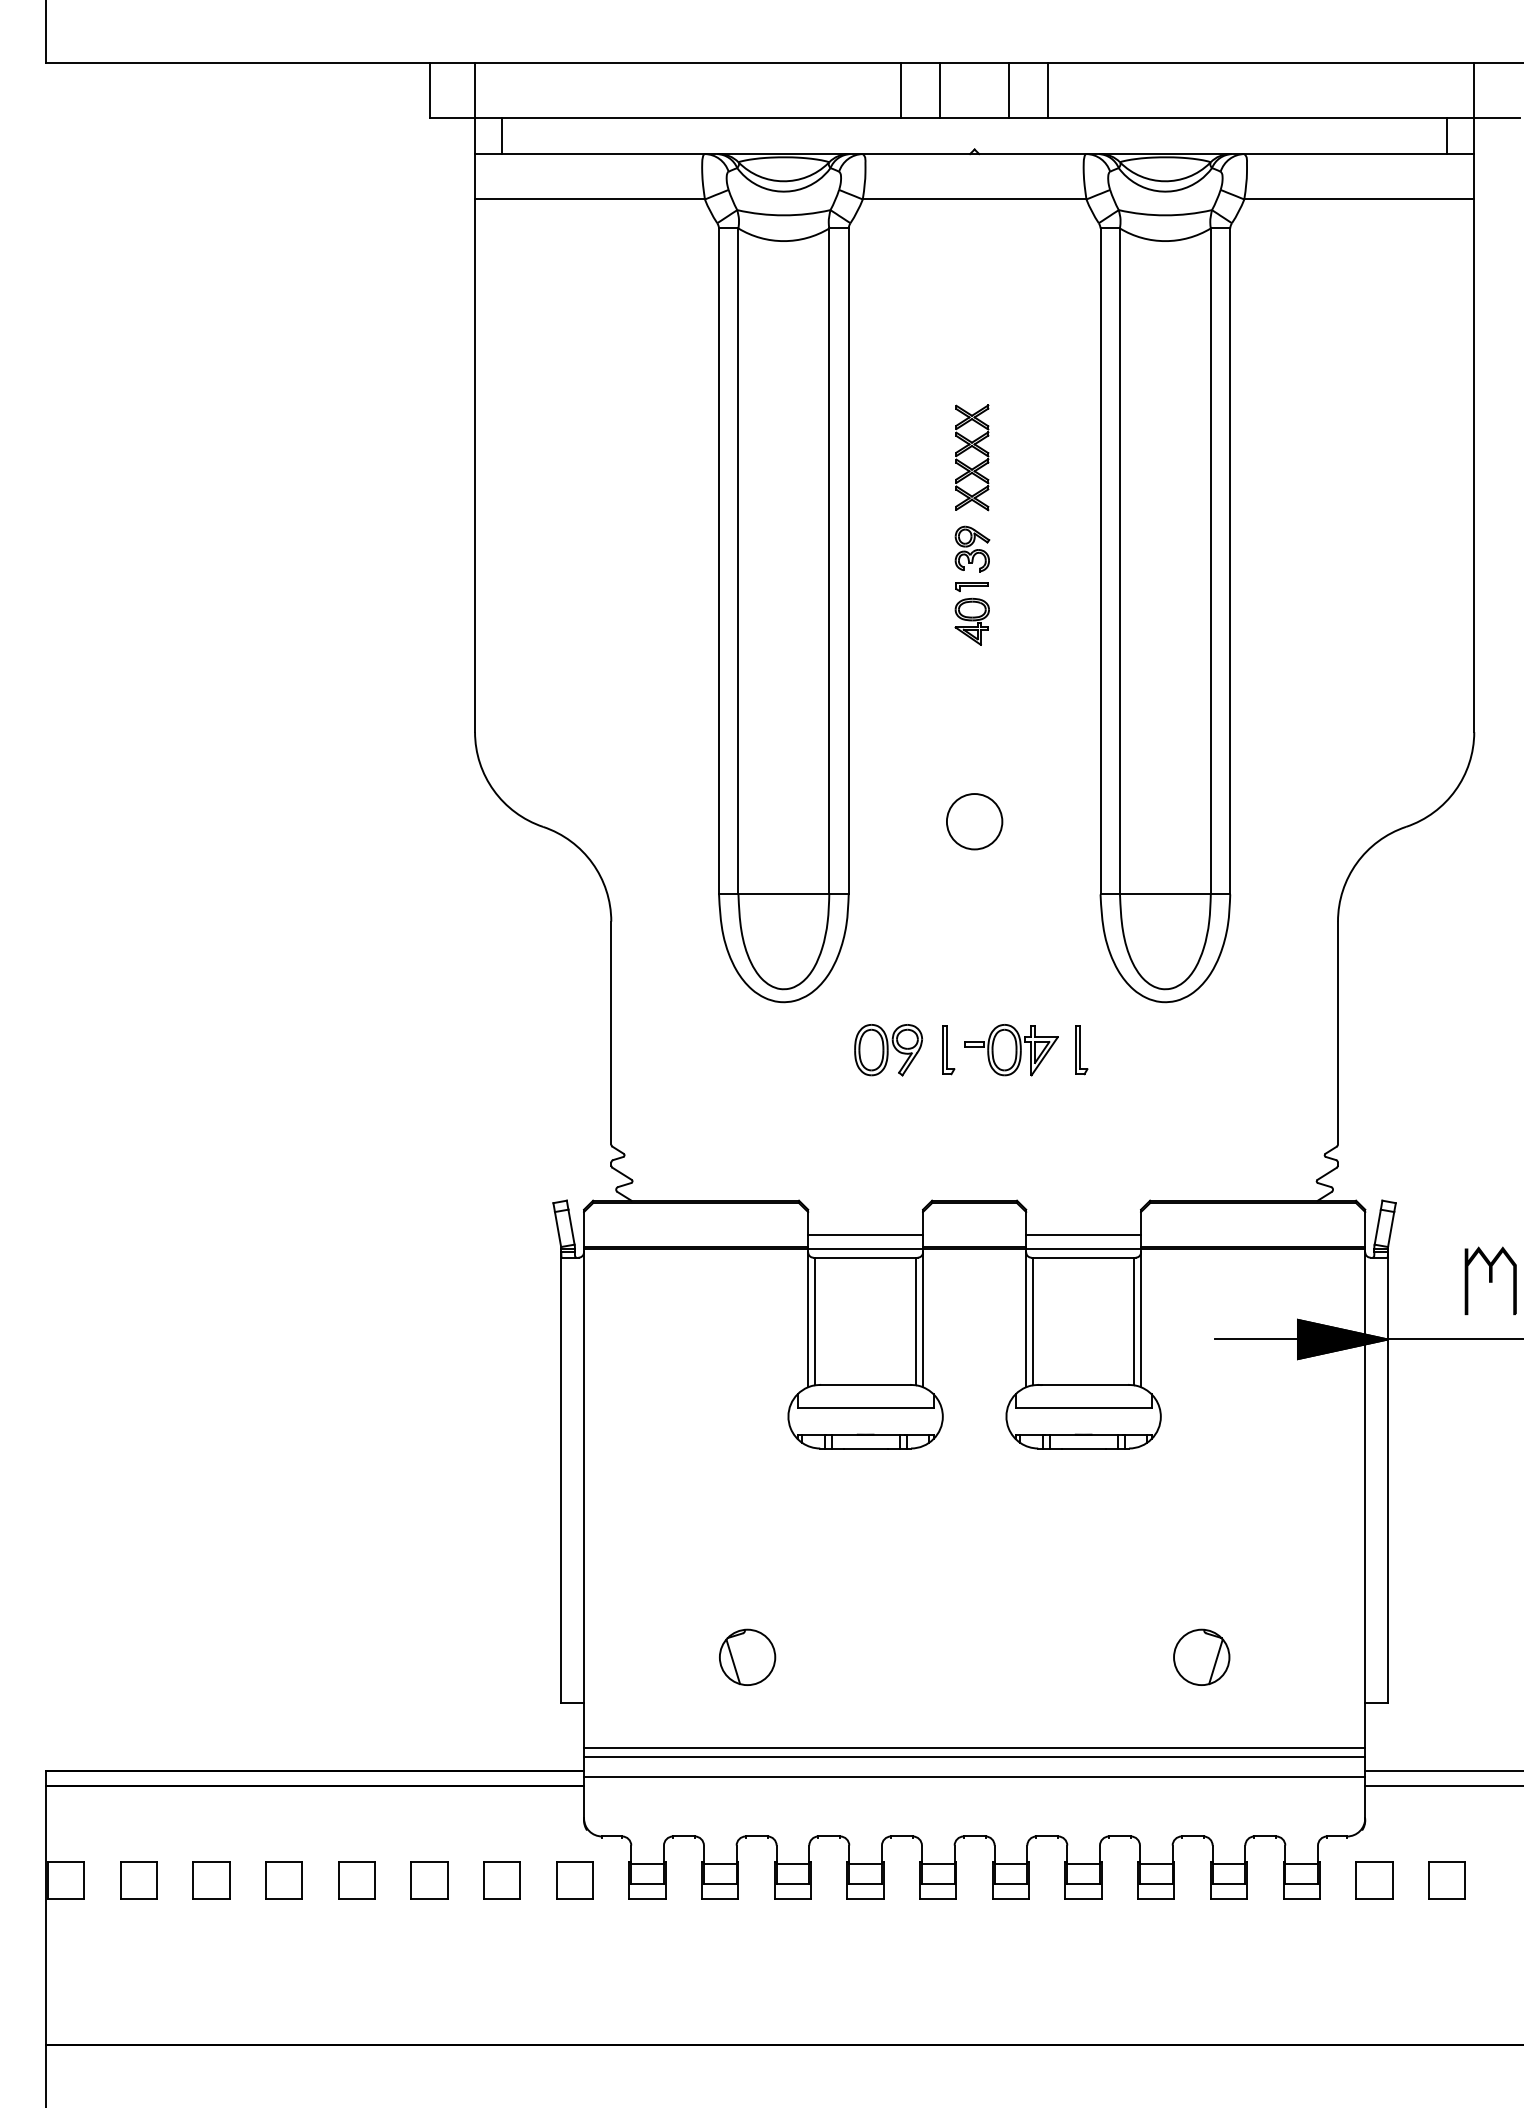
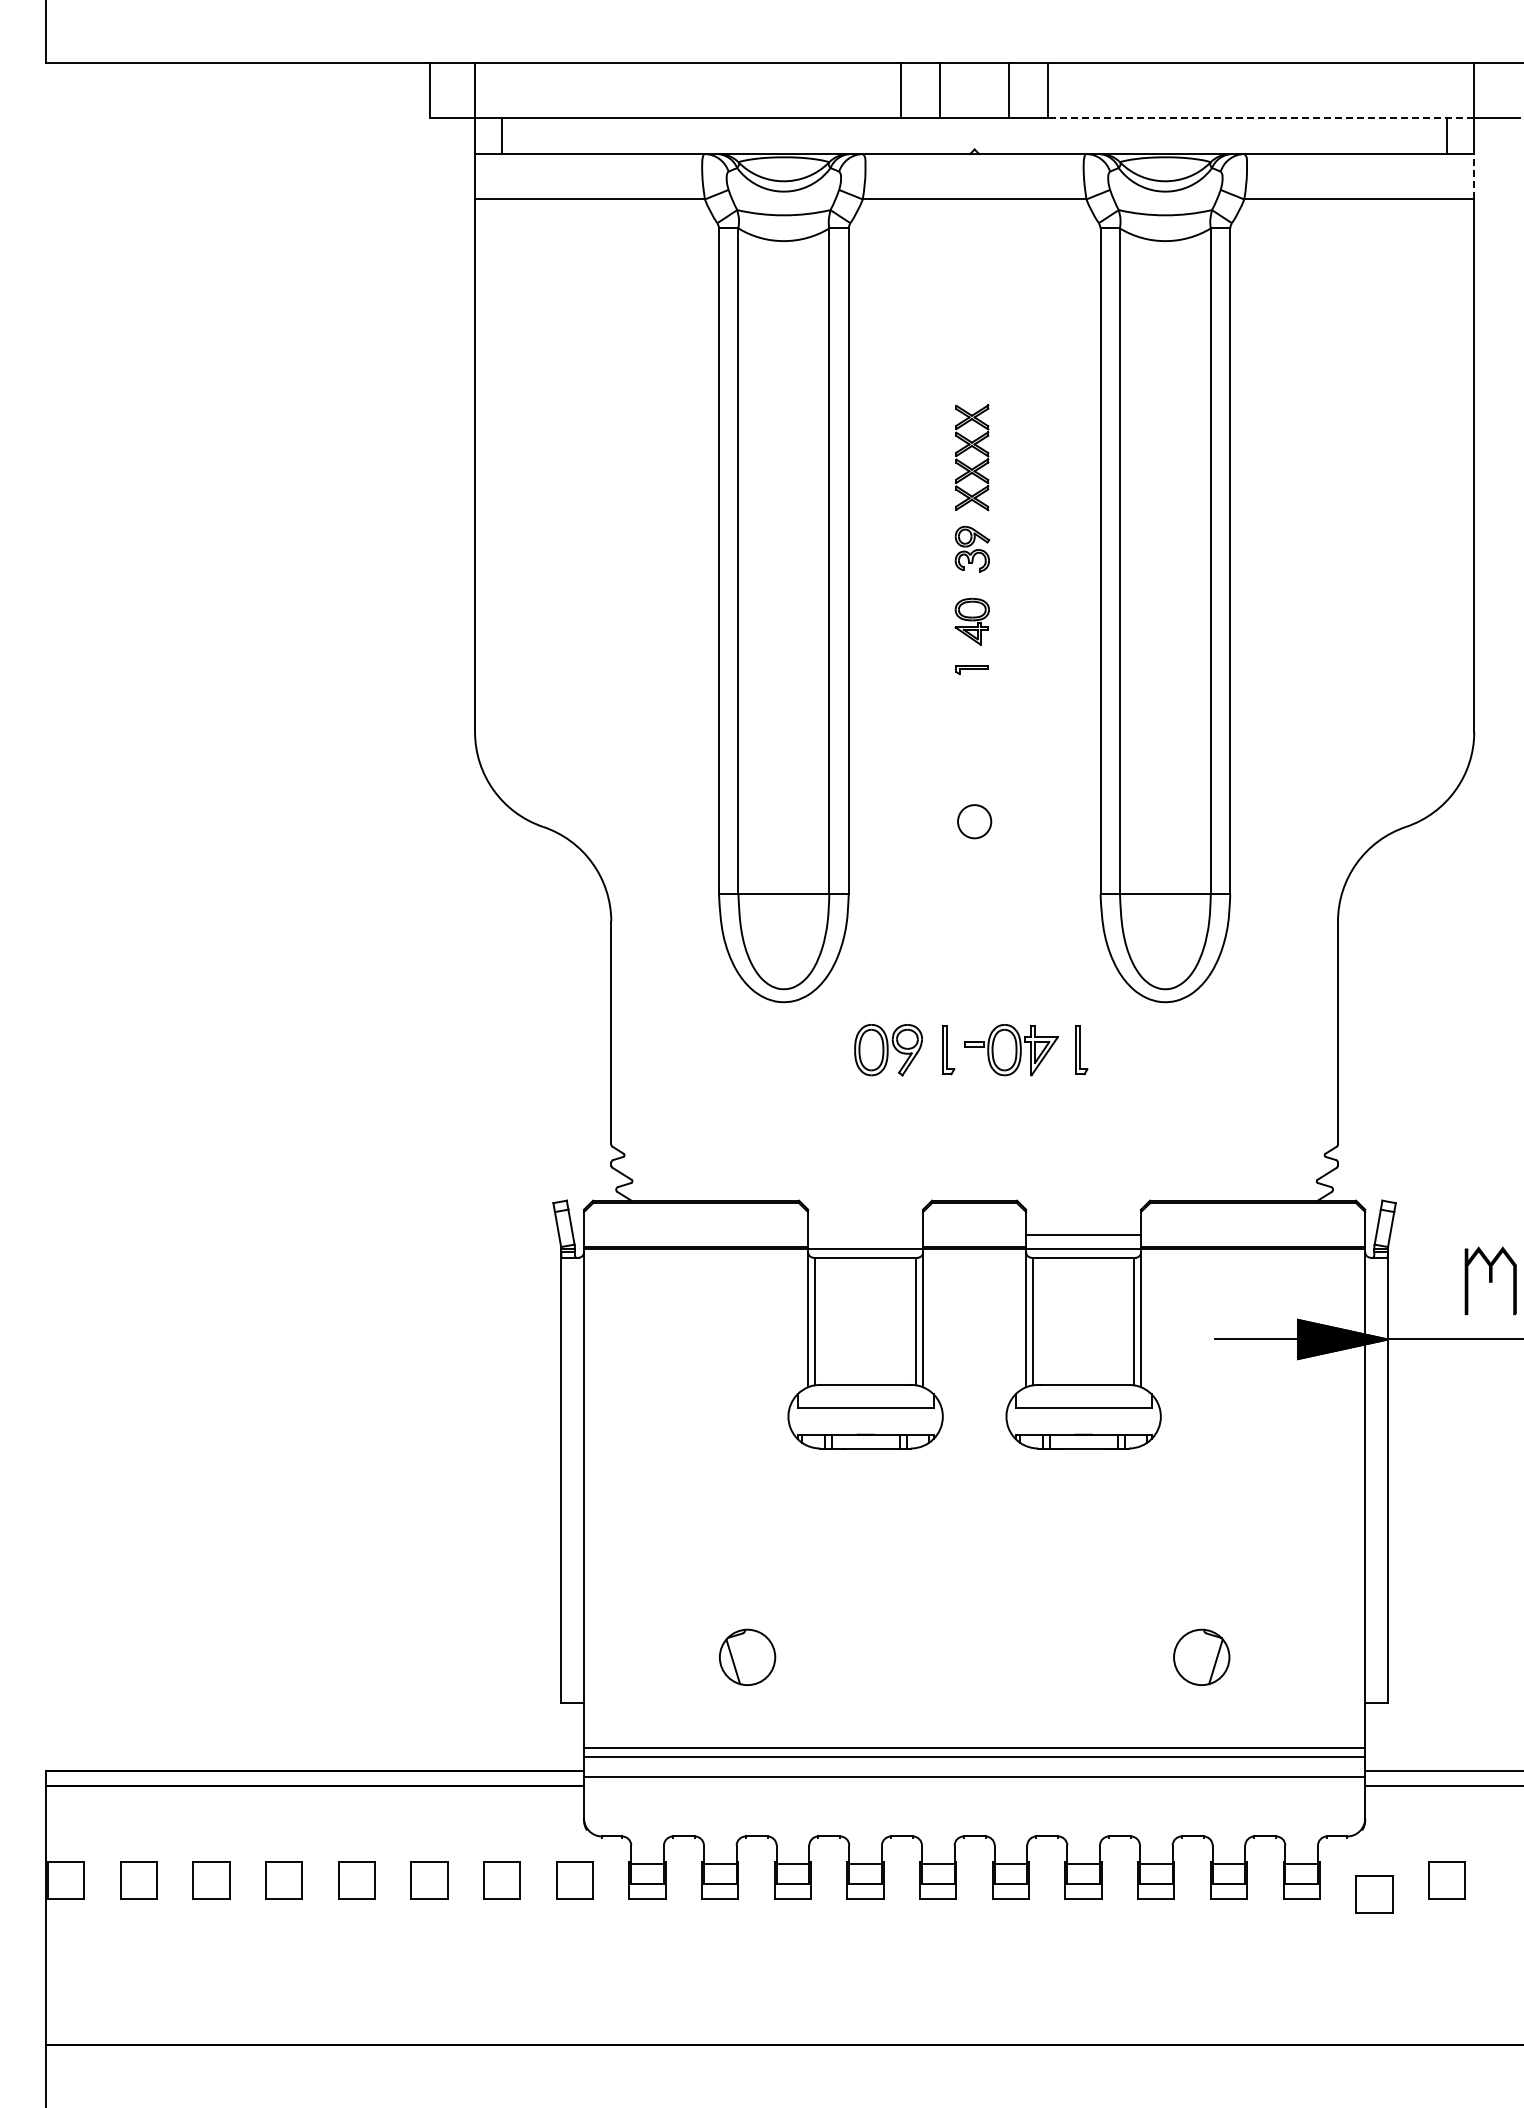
line: solid -> dashed (1260, 117)
line: solid -> dashed (1474, 176)
part position: (971, 586) -> (971, 669) (971, 669)
circle diameter: 55 px -> 33 px (974, 821)
line: present -> none (865, 1235)
part position: (1374, 1880) -> (1374, 1894) (1374, 1894)
